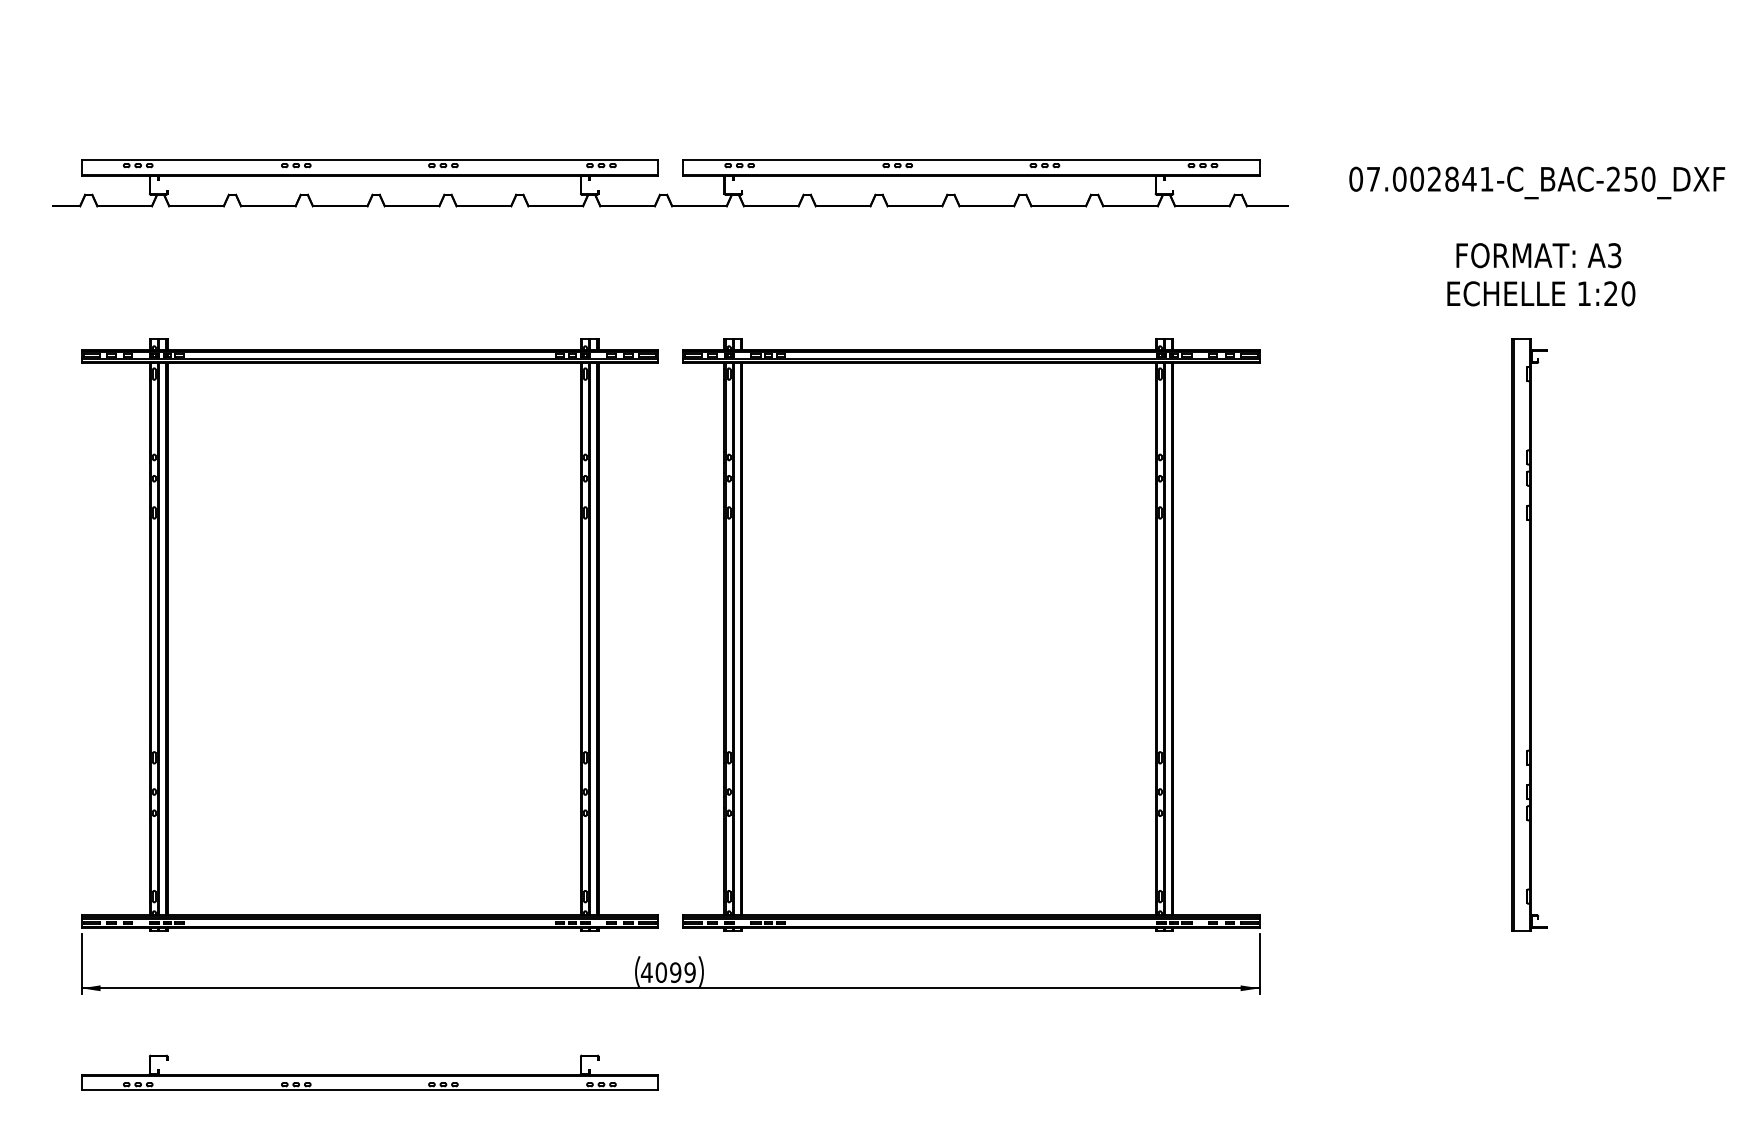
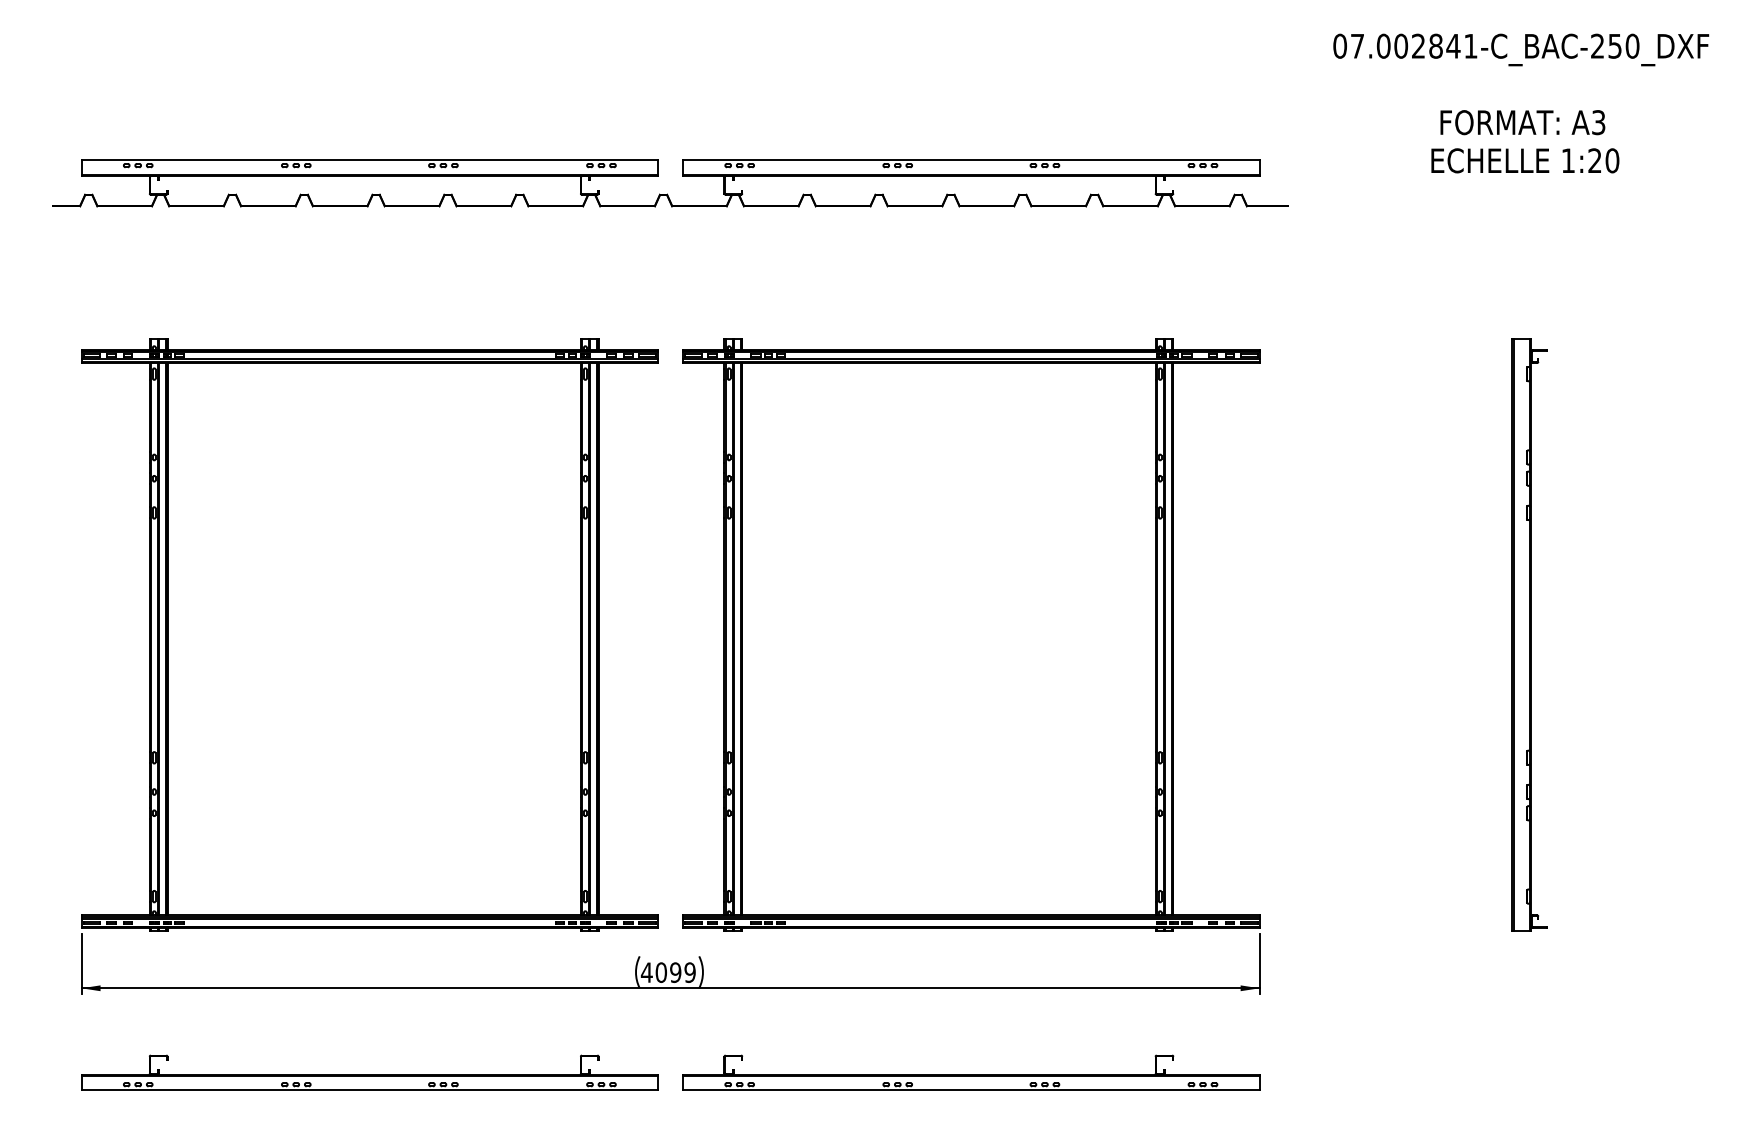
text position: (1537, 236) -> (1521, 103) (1521, 103)
part: none -> present (971, 1072)
